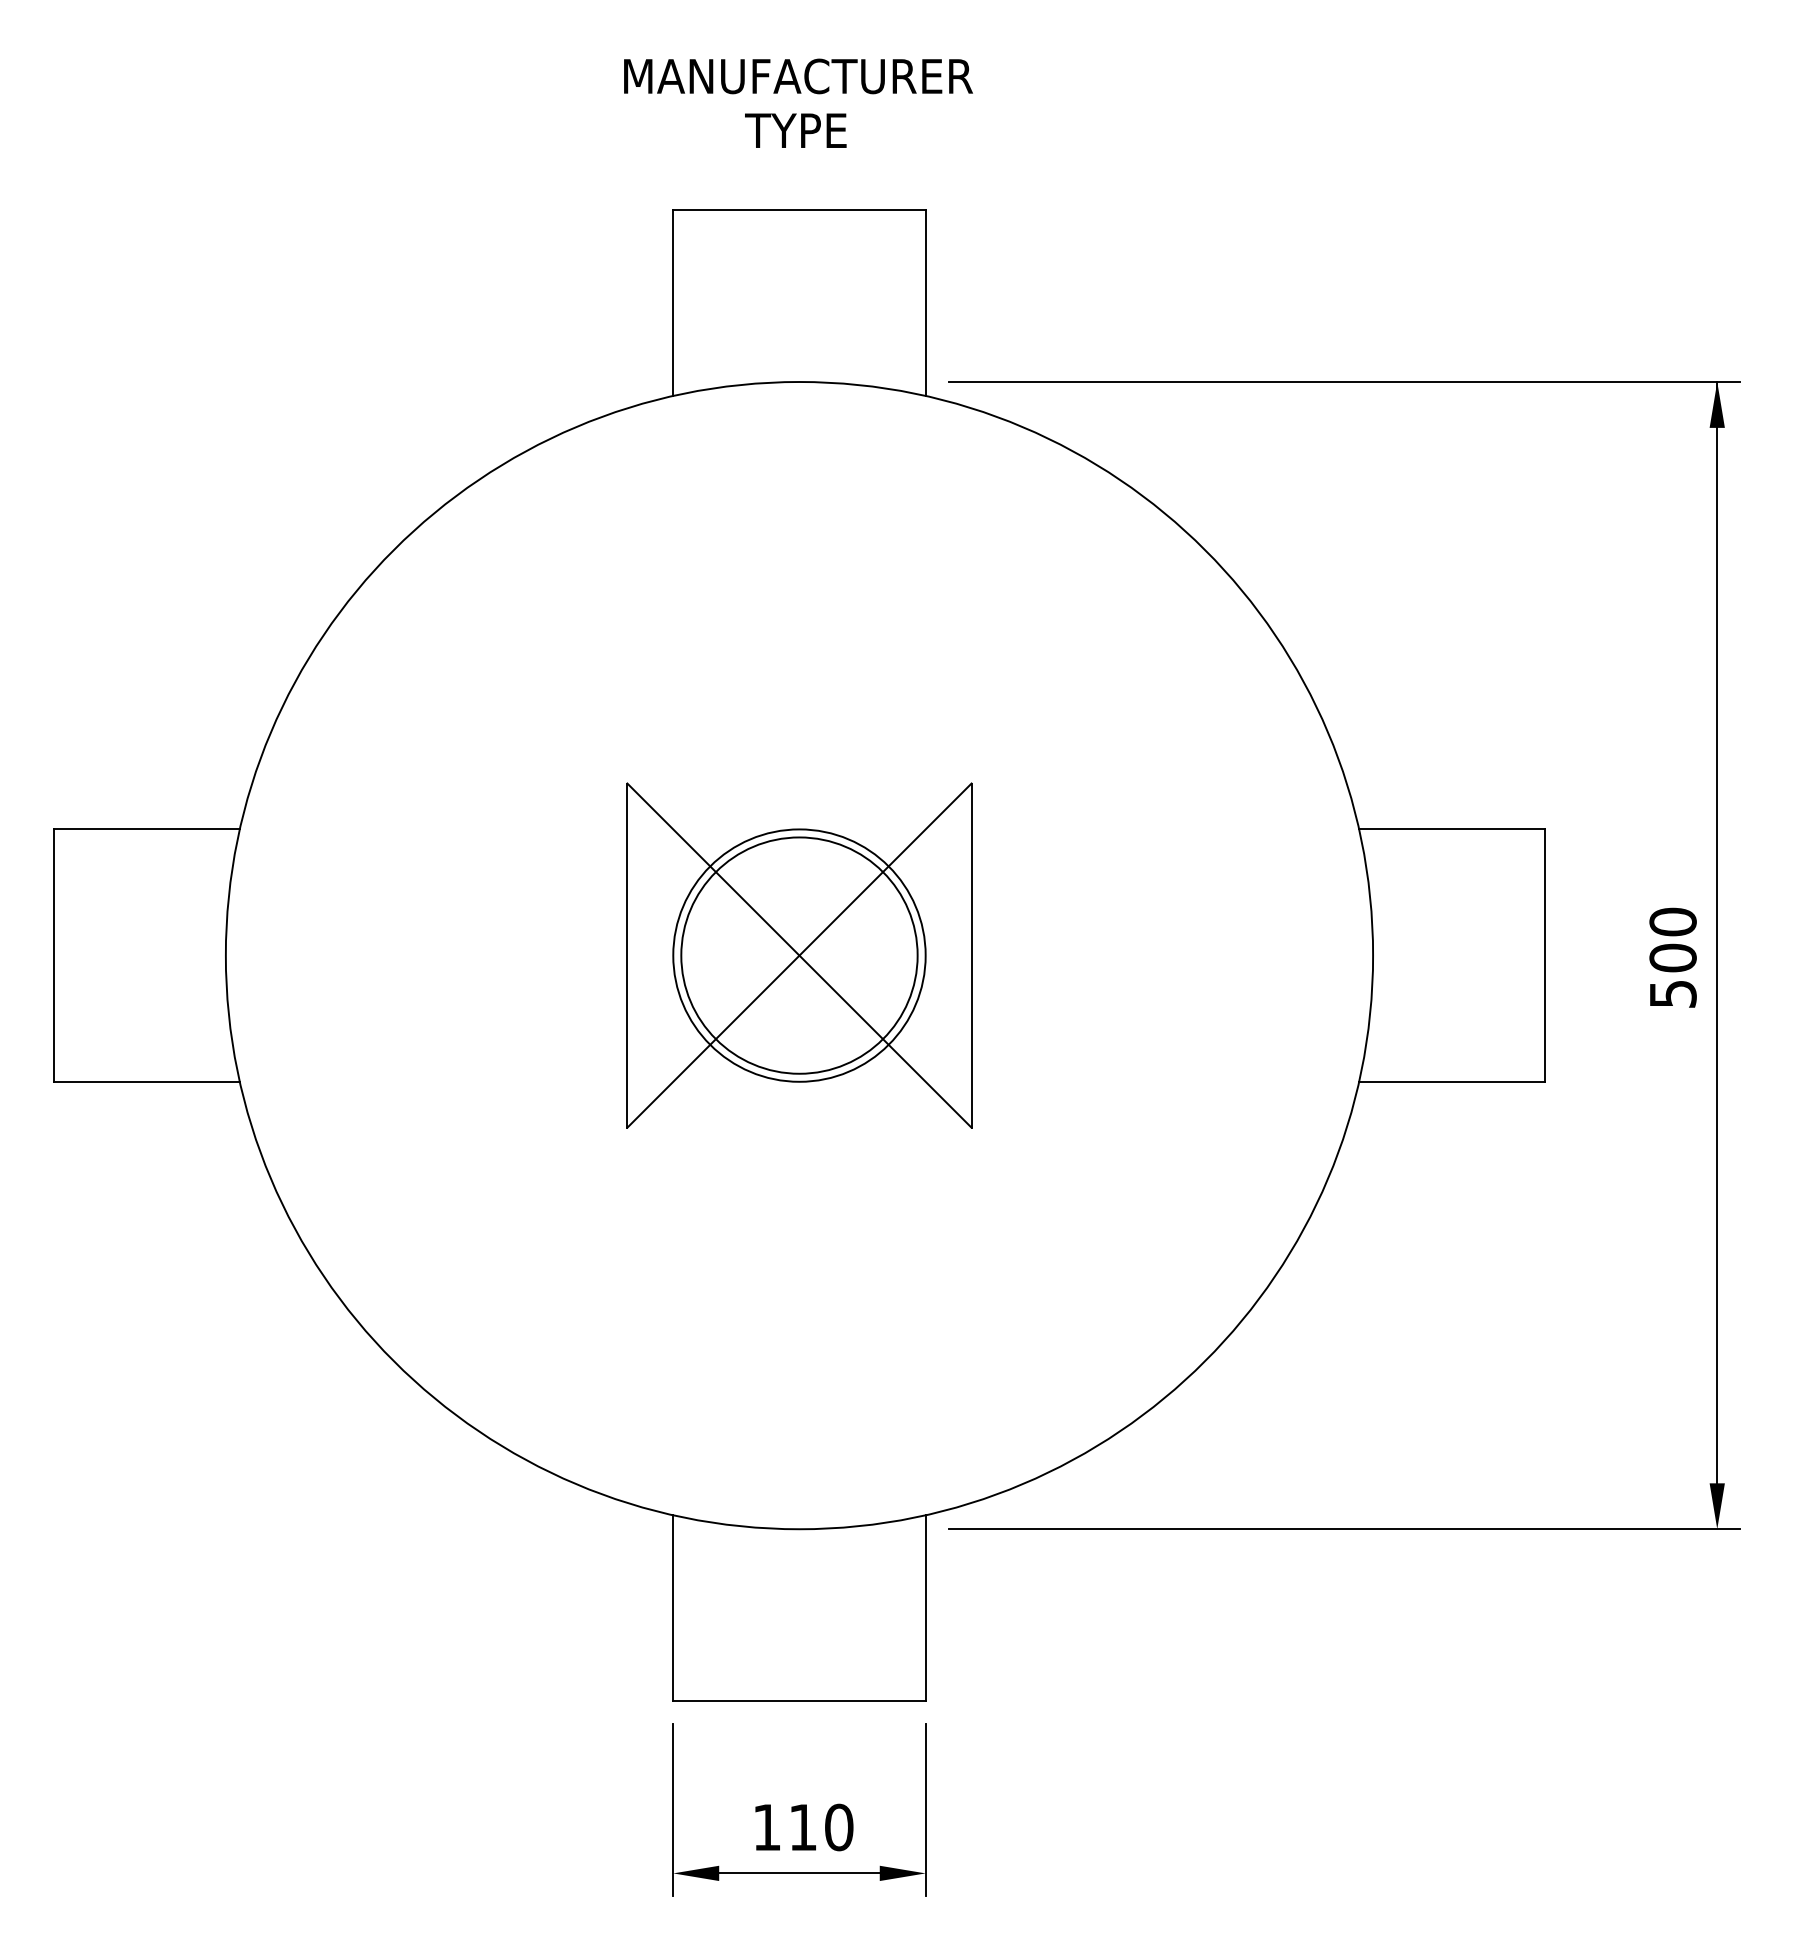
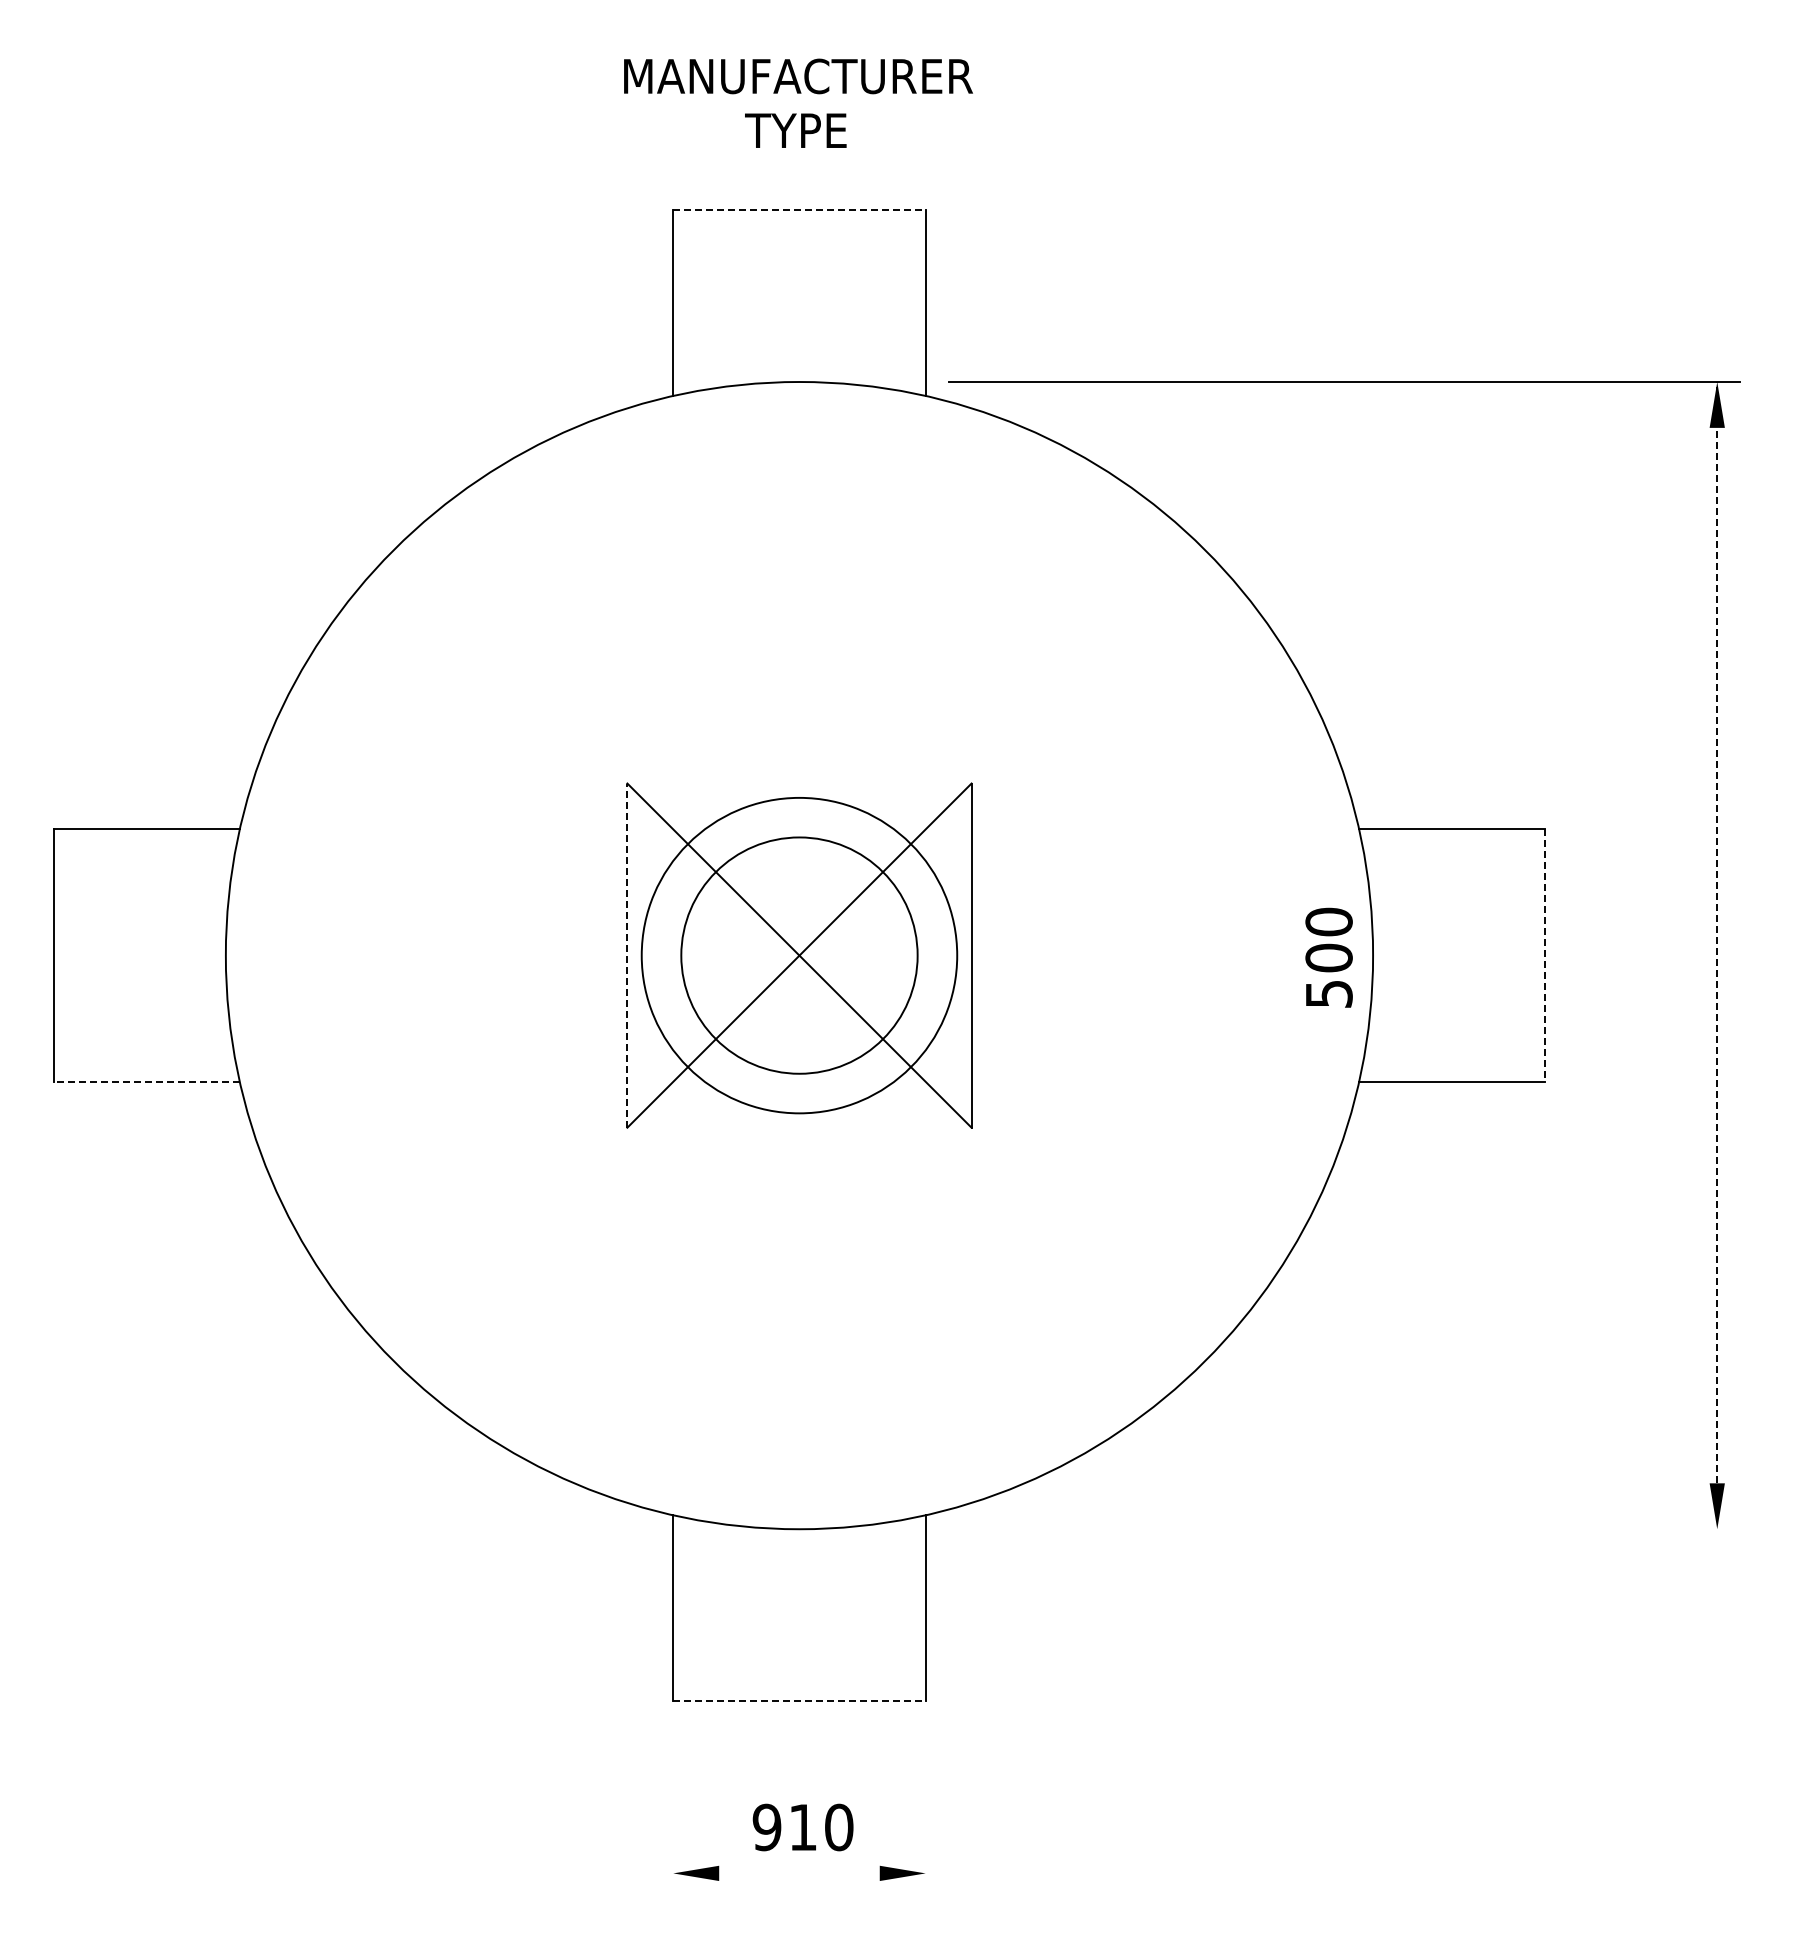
line: solid -> dashed (799, 209)
line: solid -> dashed (1717, 932)
line: solid -> dashed (627, 955)
circle diameter: 252 px -> 315 px (799, 955)
line: solid -> dashed (1545, 956)
text position: (1672, 957) -> (1328, 957) (1328, 957)
line: solid -> dashed (146, 1081)
line: present -> none (1344, 1529)
line: solid -> dashed (799, 1701)
line: present -> none (673, 1810)
line: present -> none (925, 1810)
text: 110 -> 910 (766, 1827)
line: present -> none (799, 1873)
